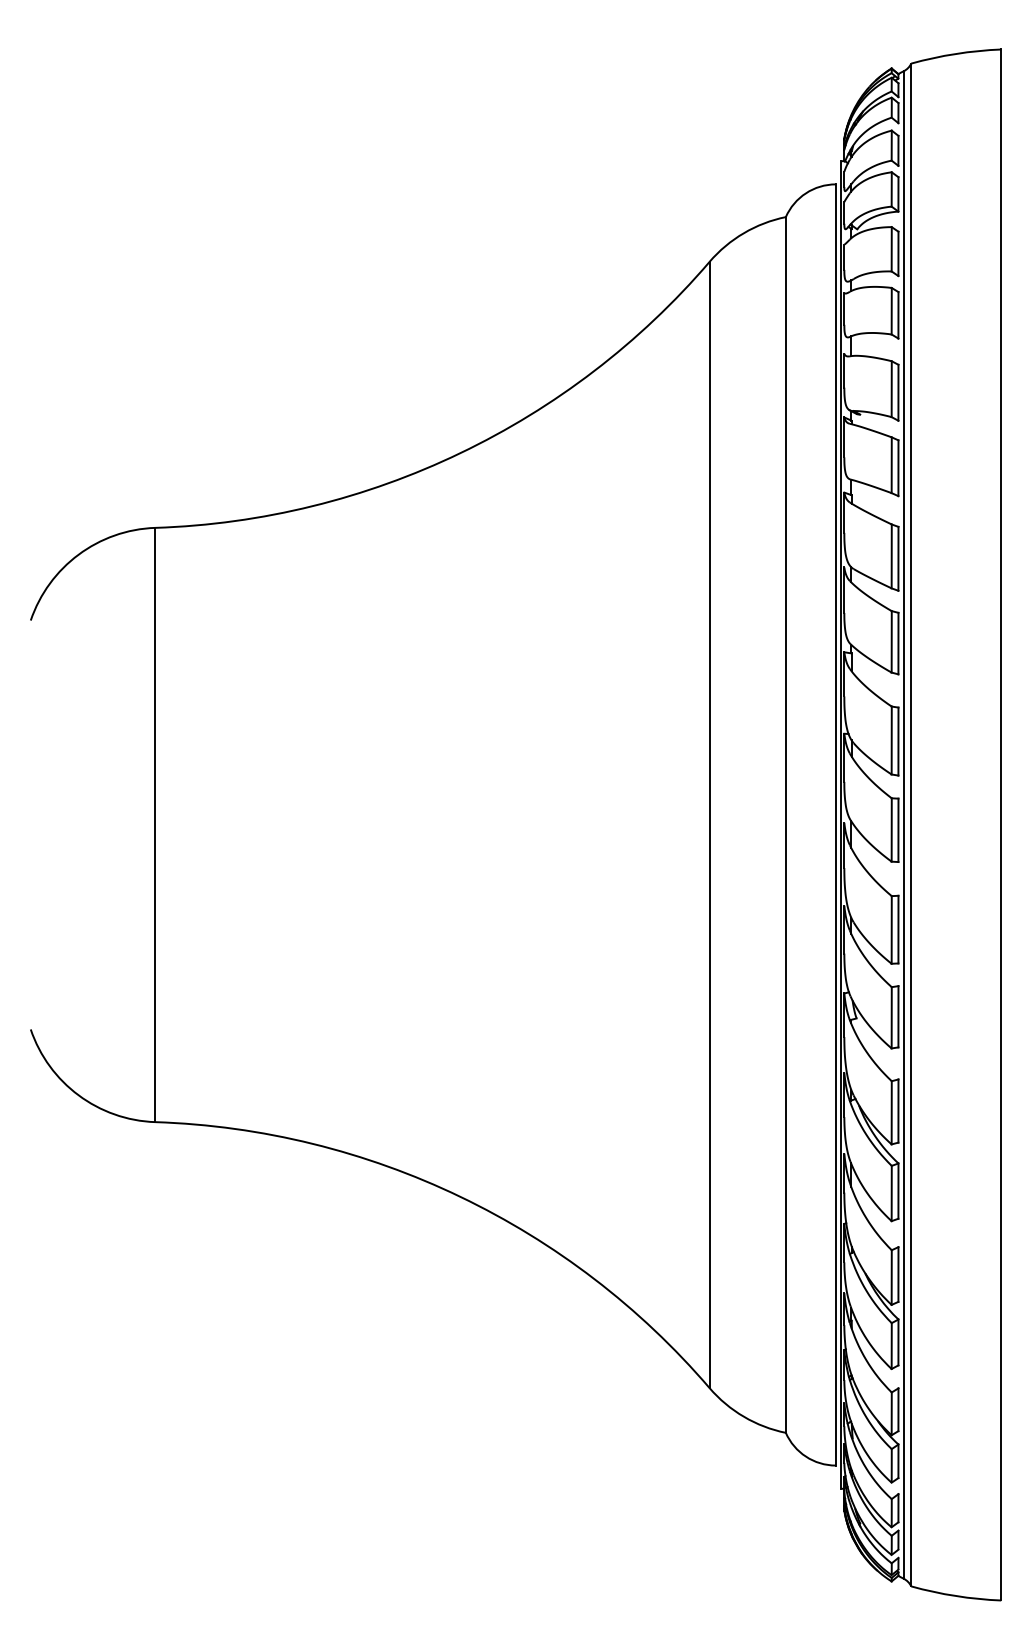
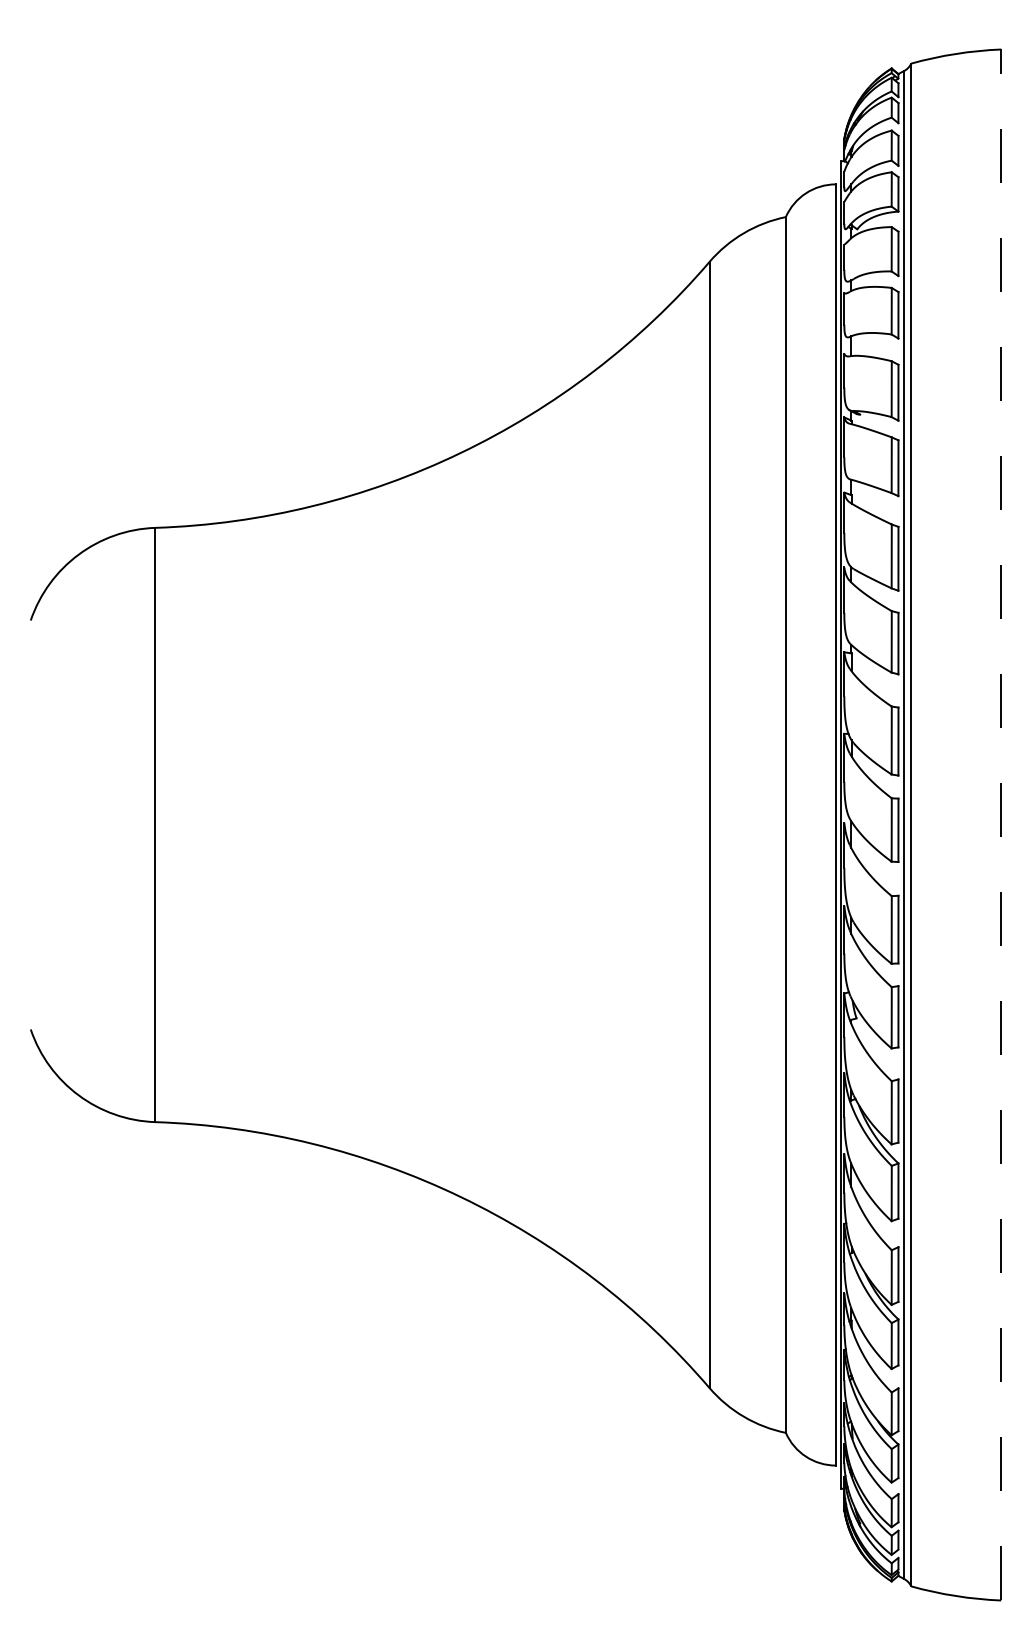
line: solid -> dashed (1001, 824)
